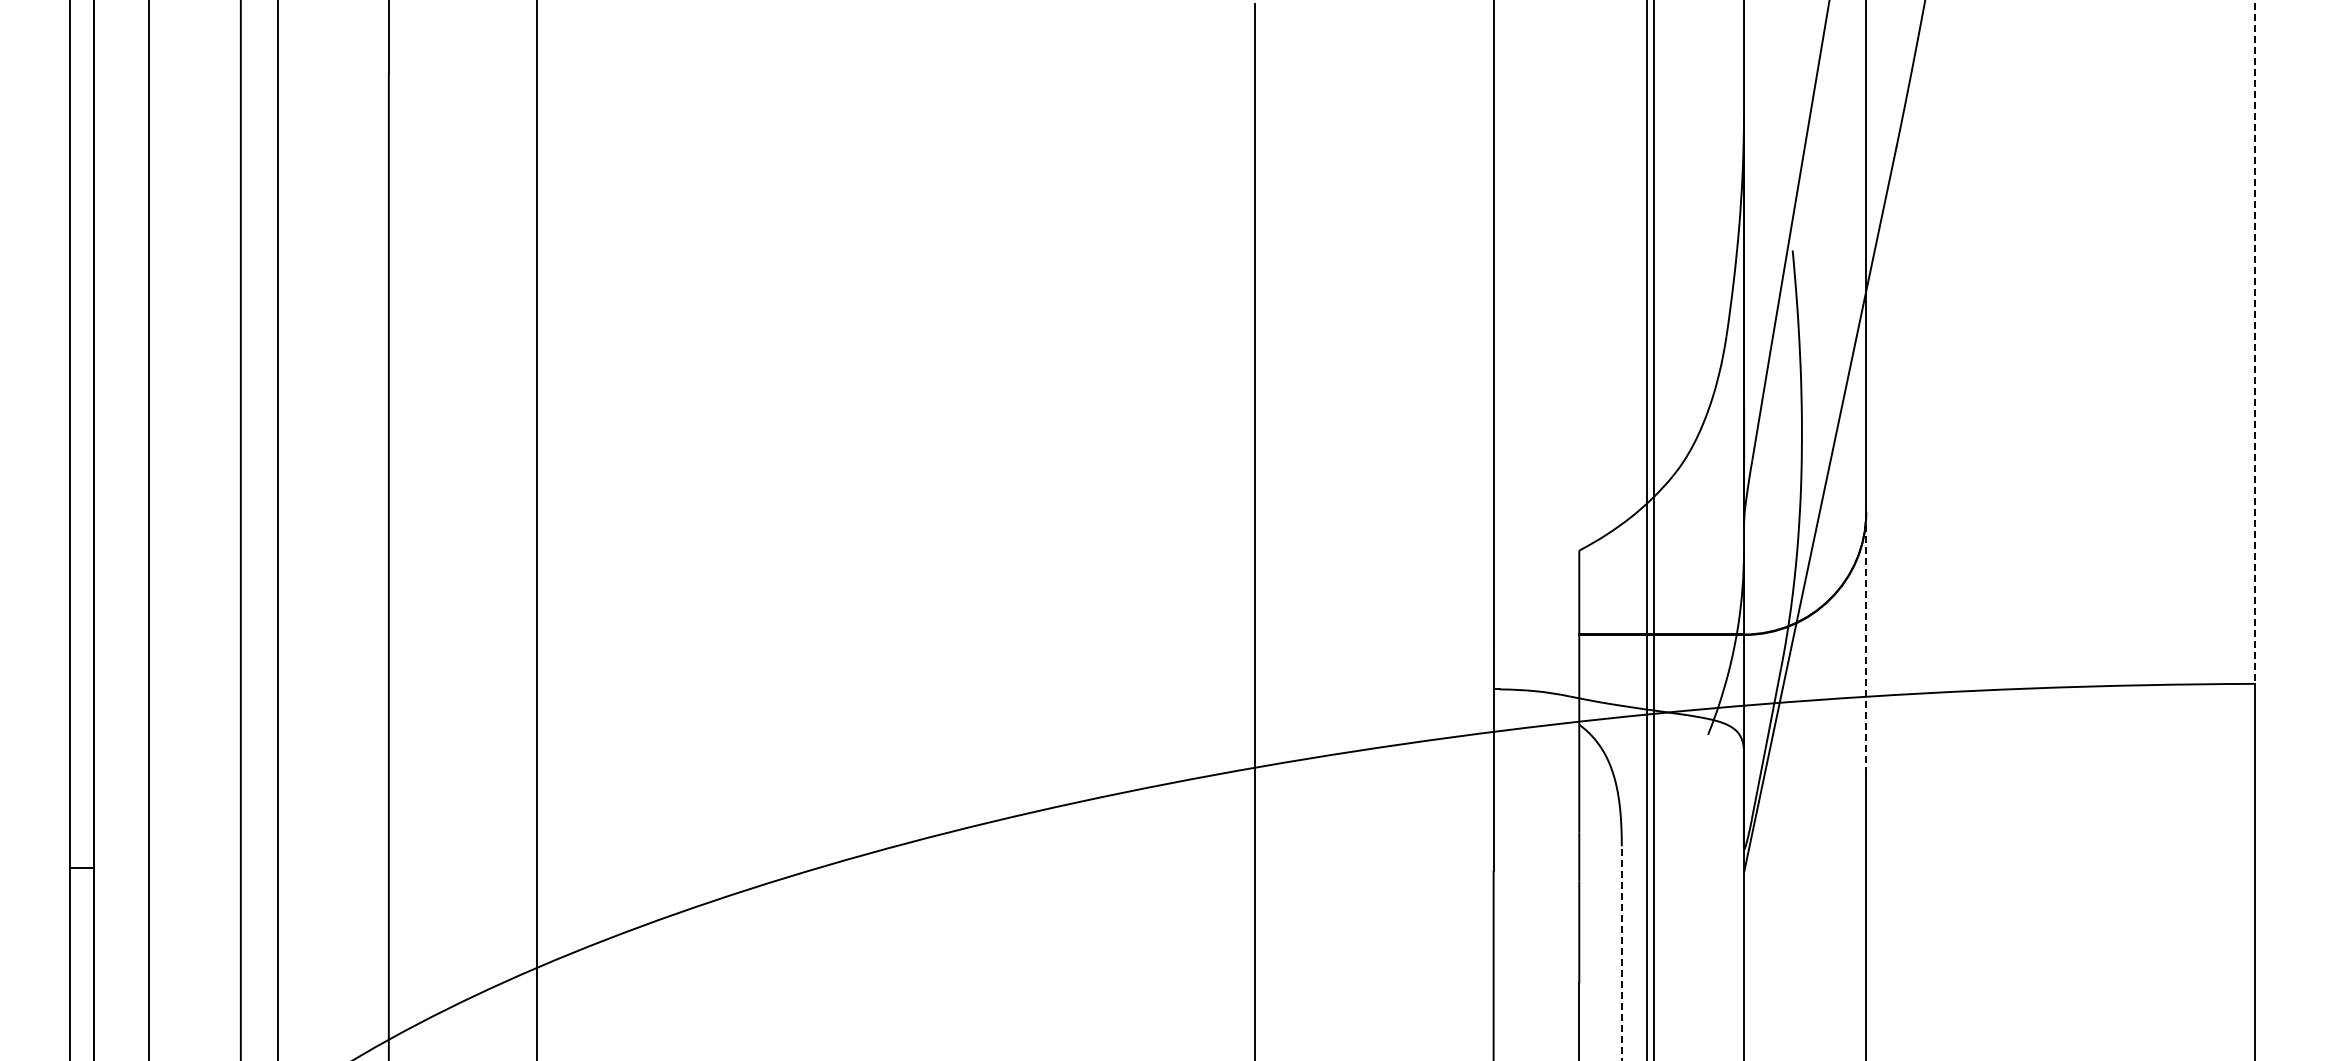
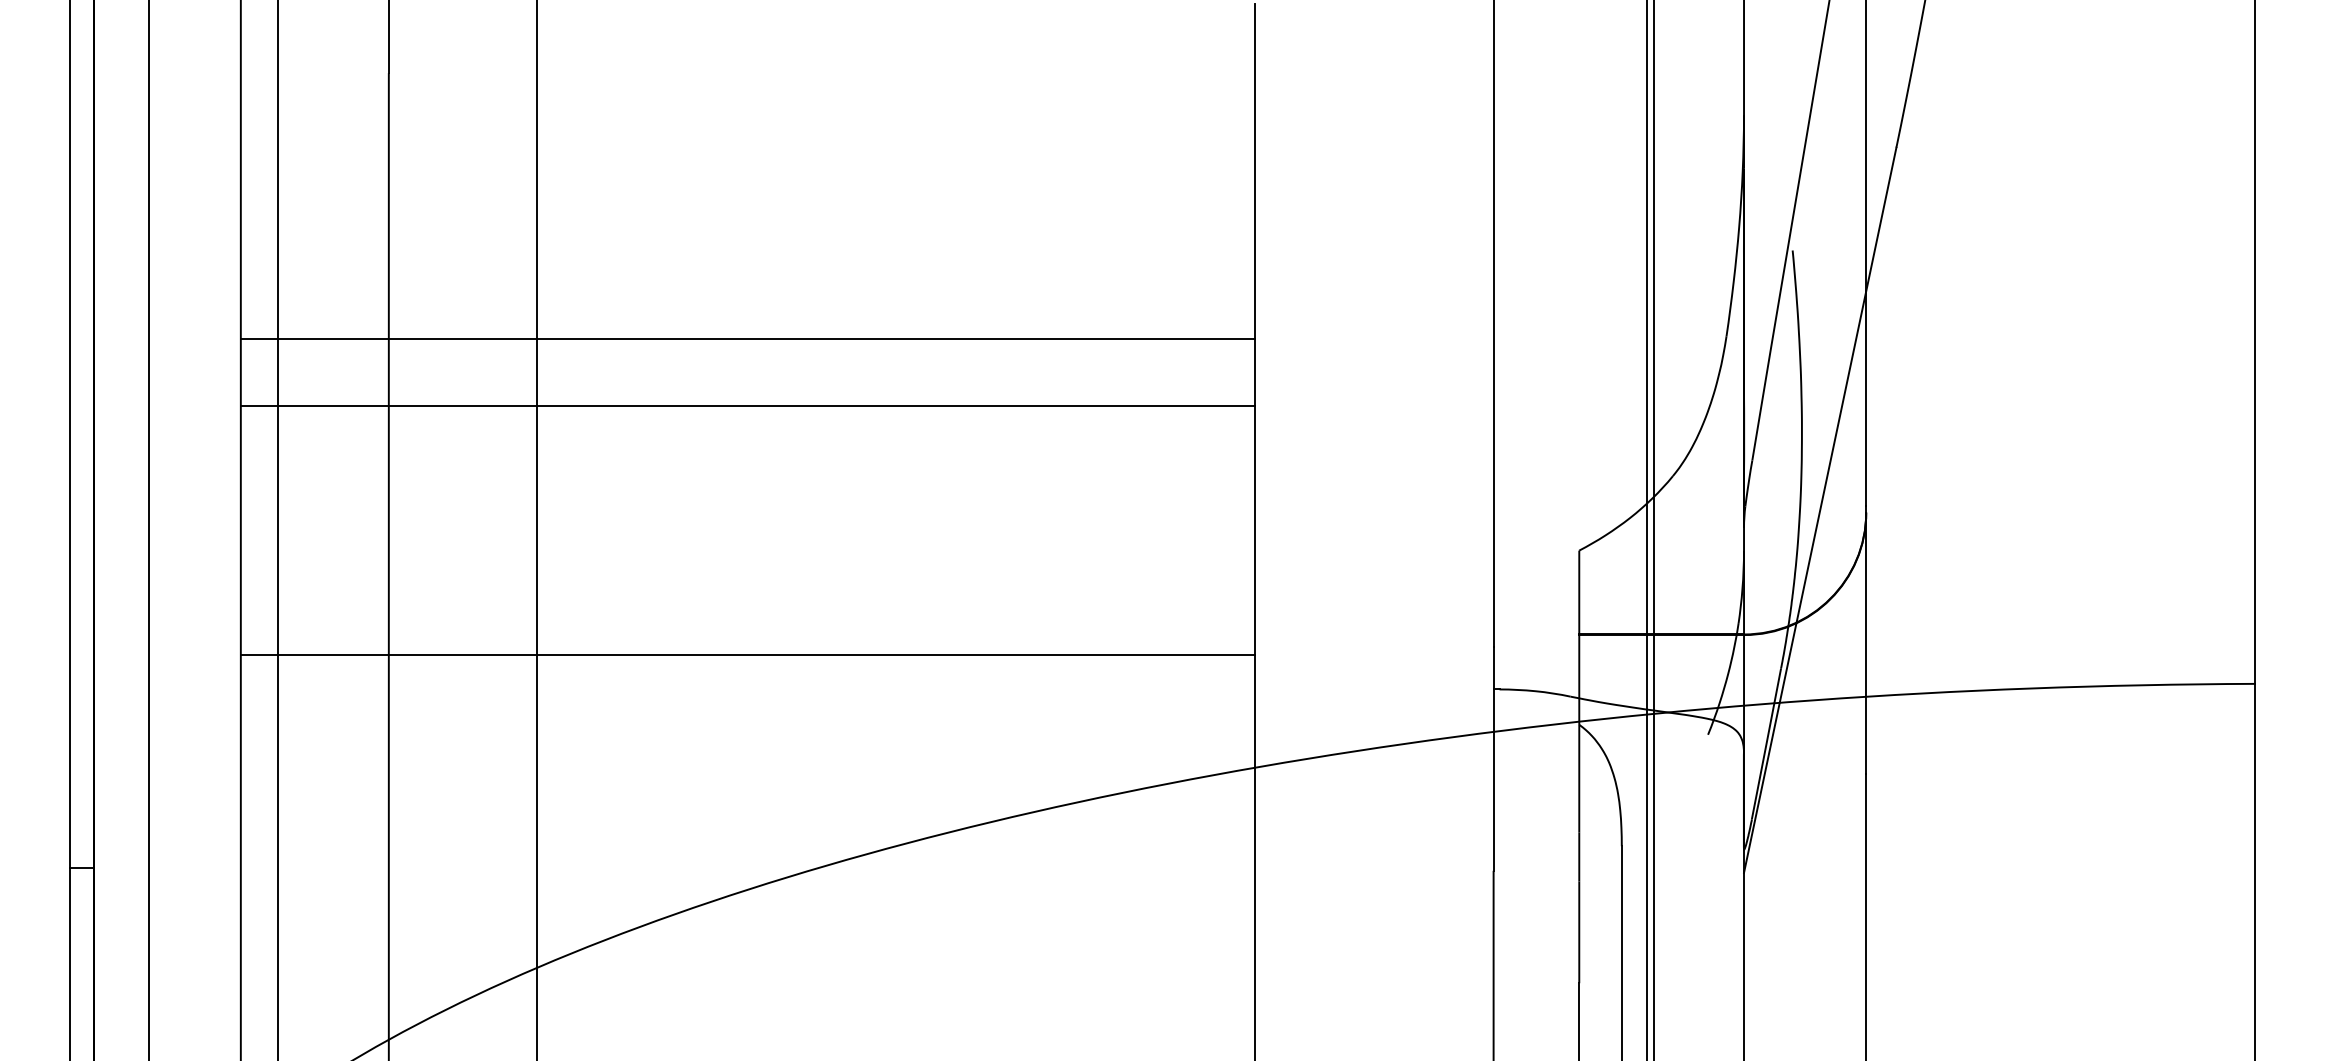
line: none -> present (747, 339)
line: dashed -> solid (2255, 342)
line: none -> present (747, 406)
line: dashed -> solid (1866, 643)
line: none -> present (747, 655)
line: dashed -> solid (1621, 953)
